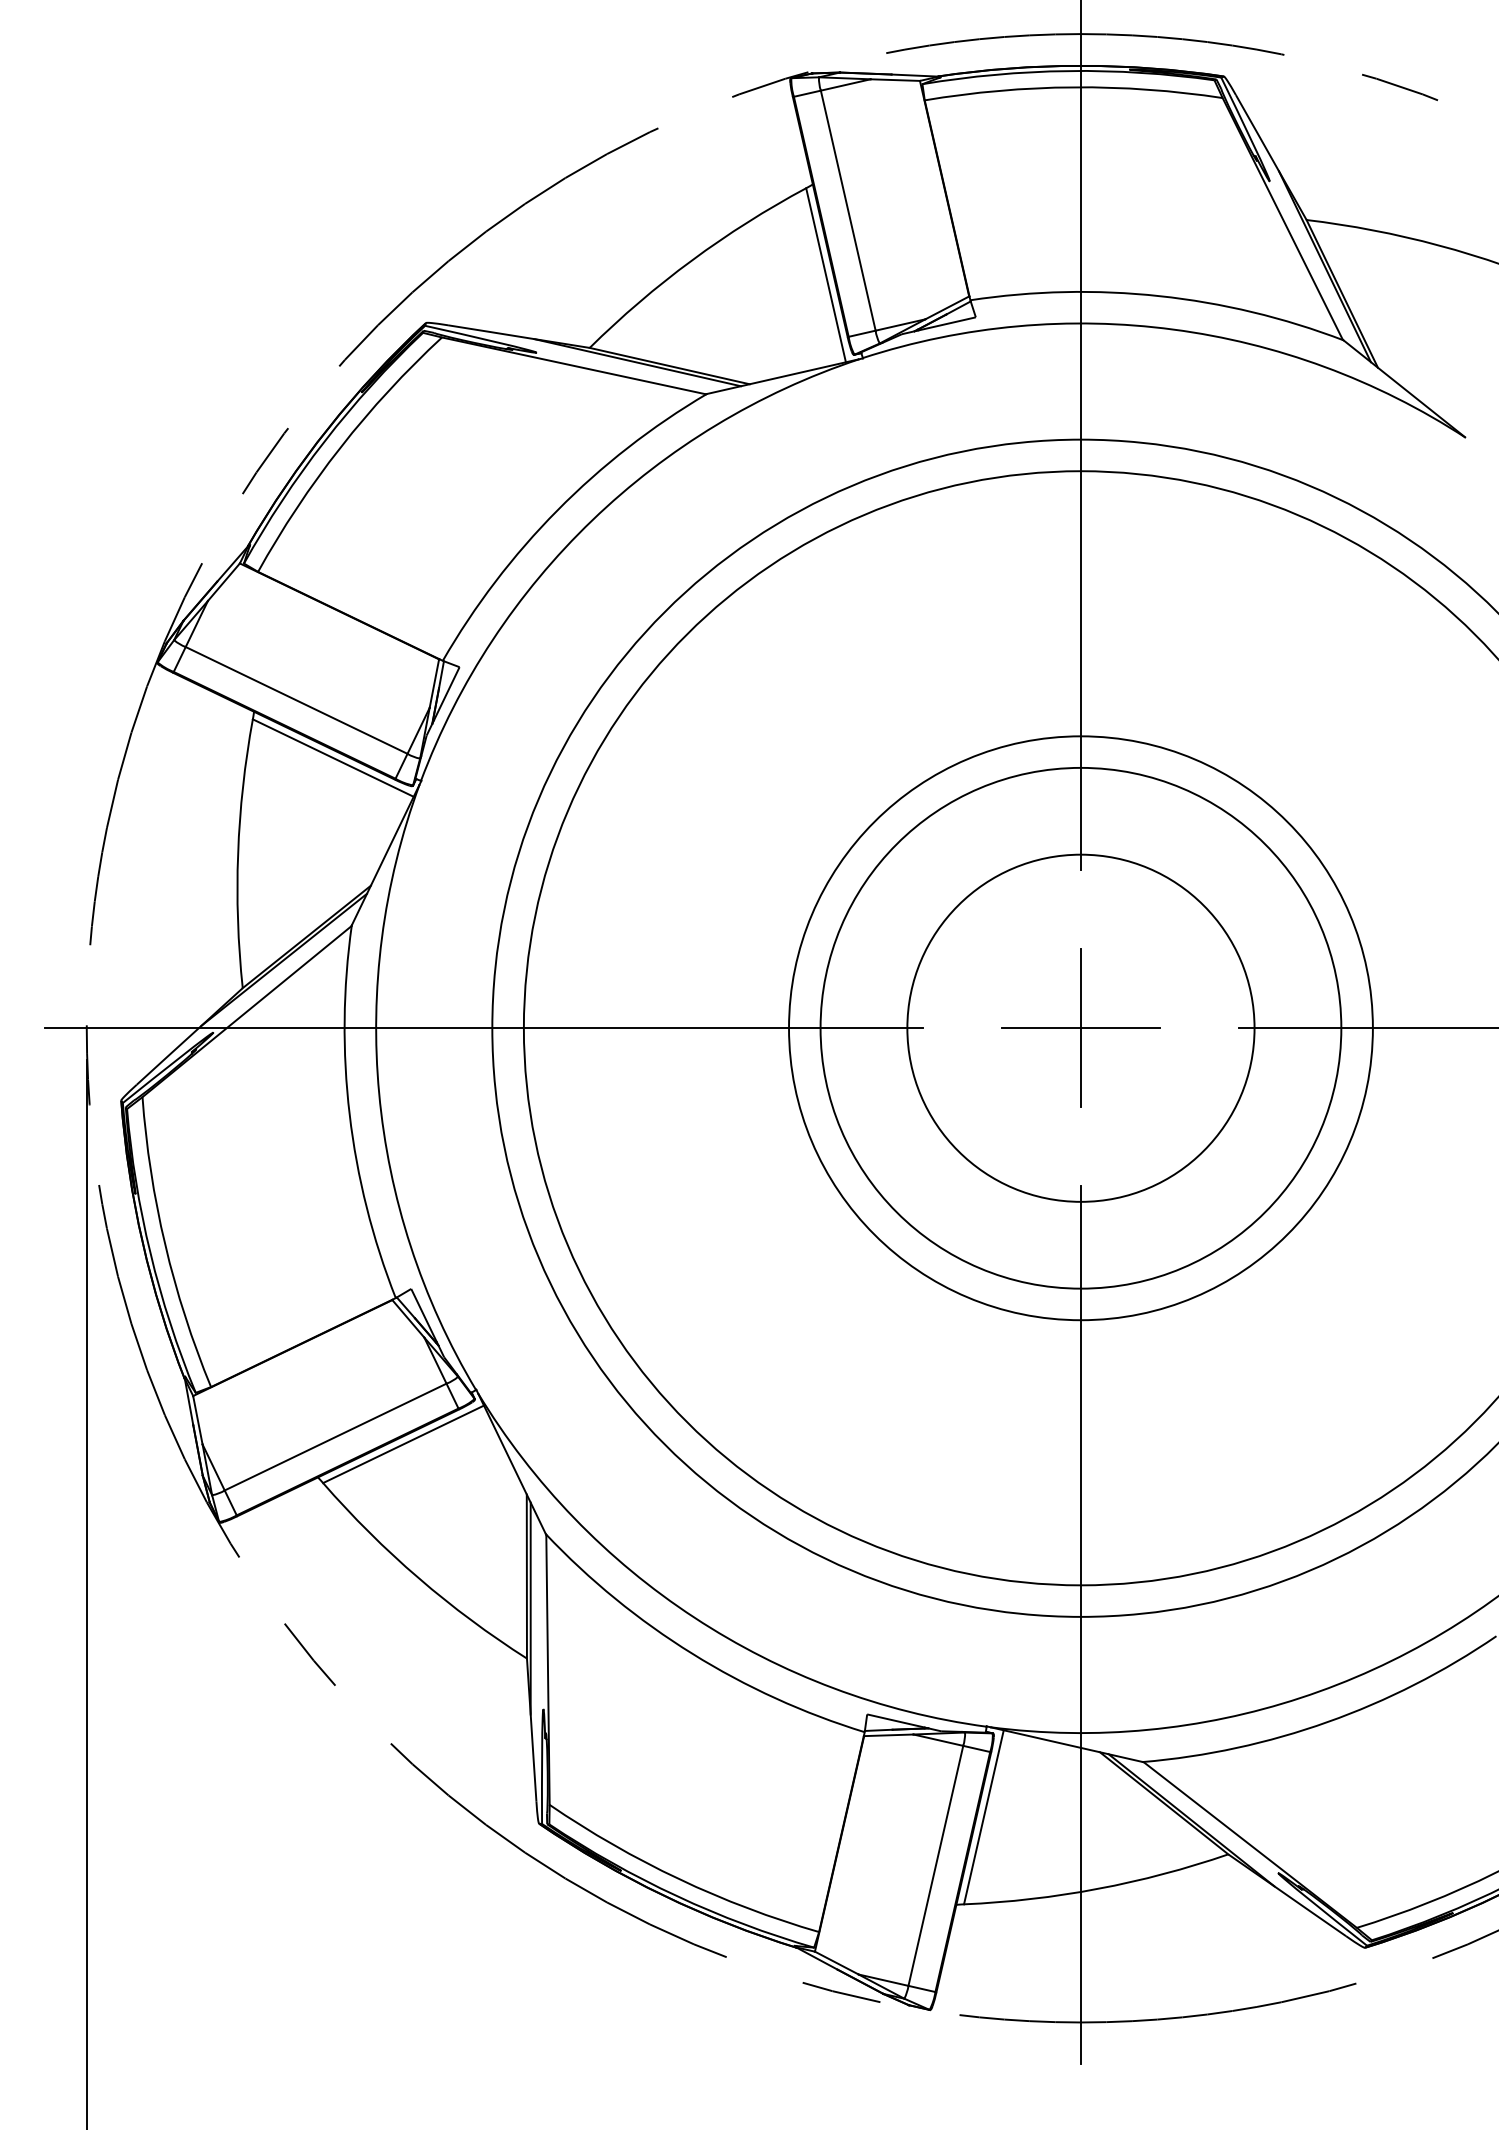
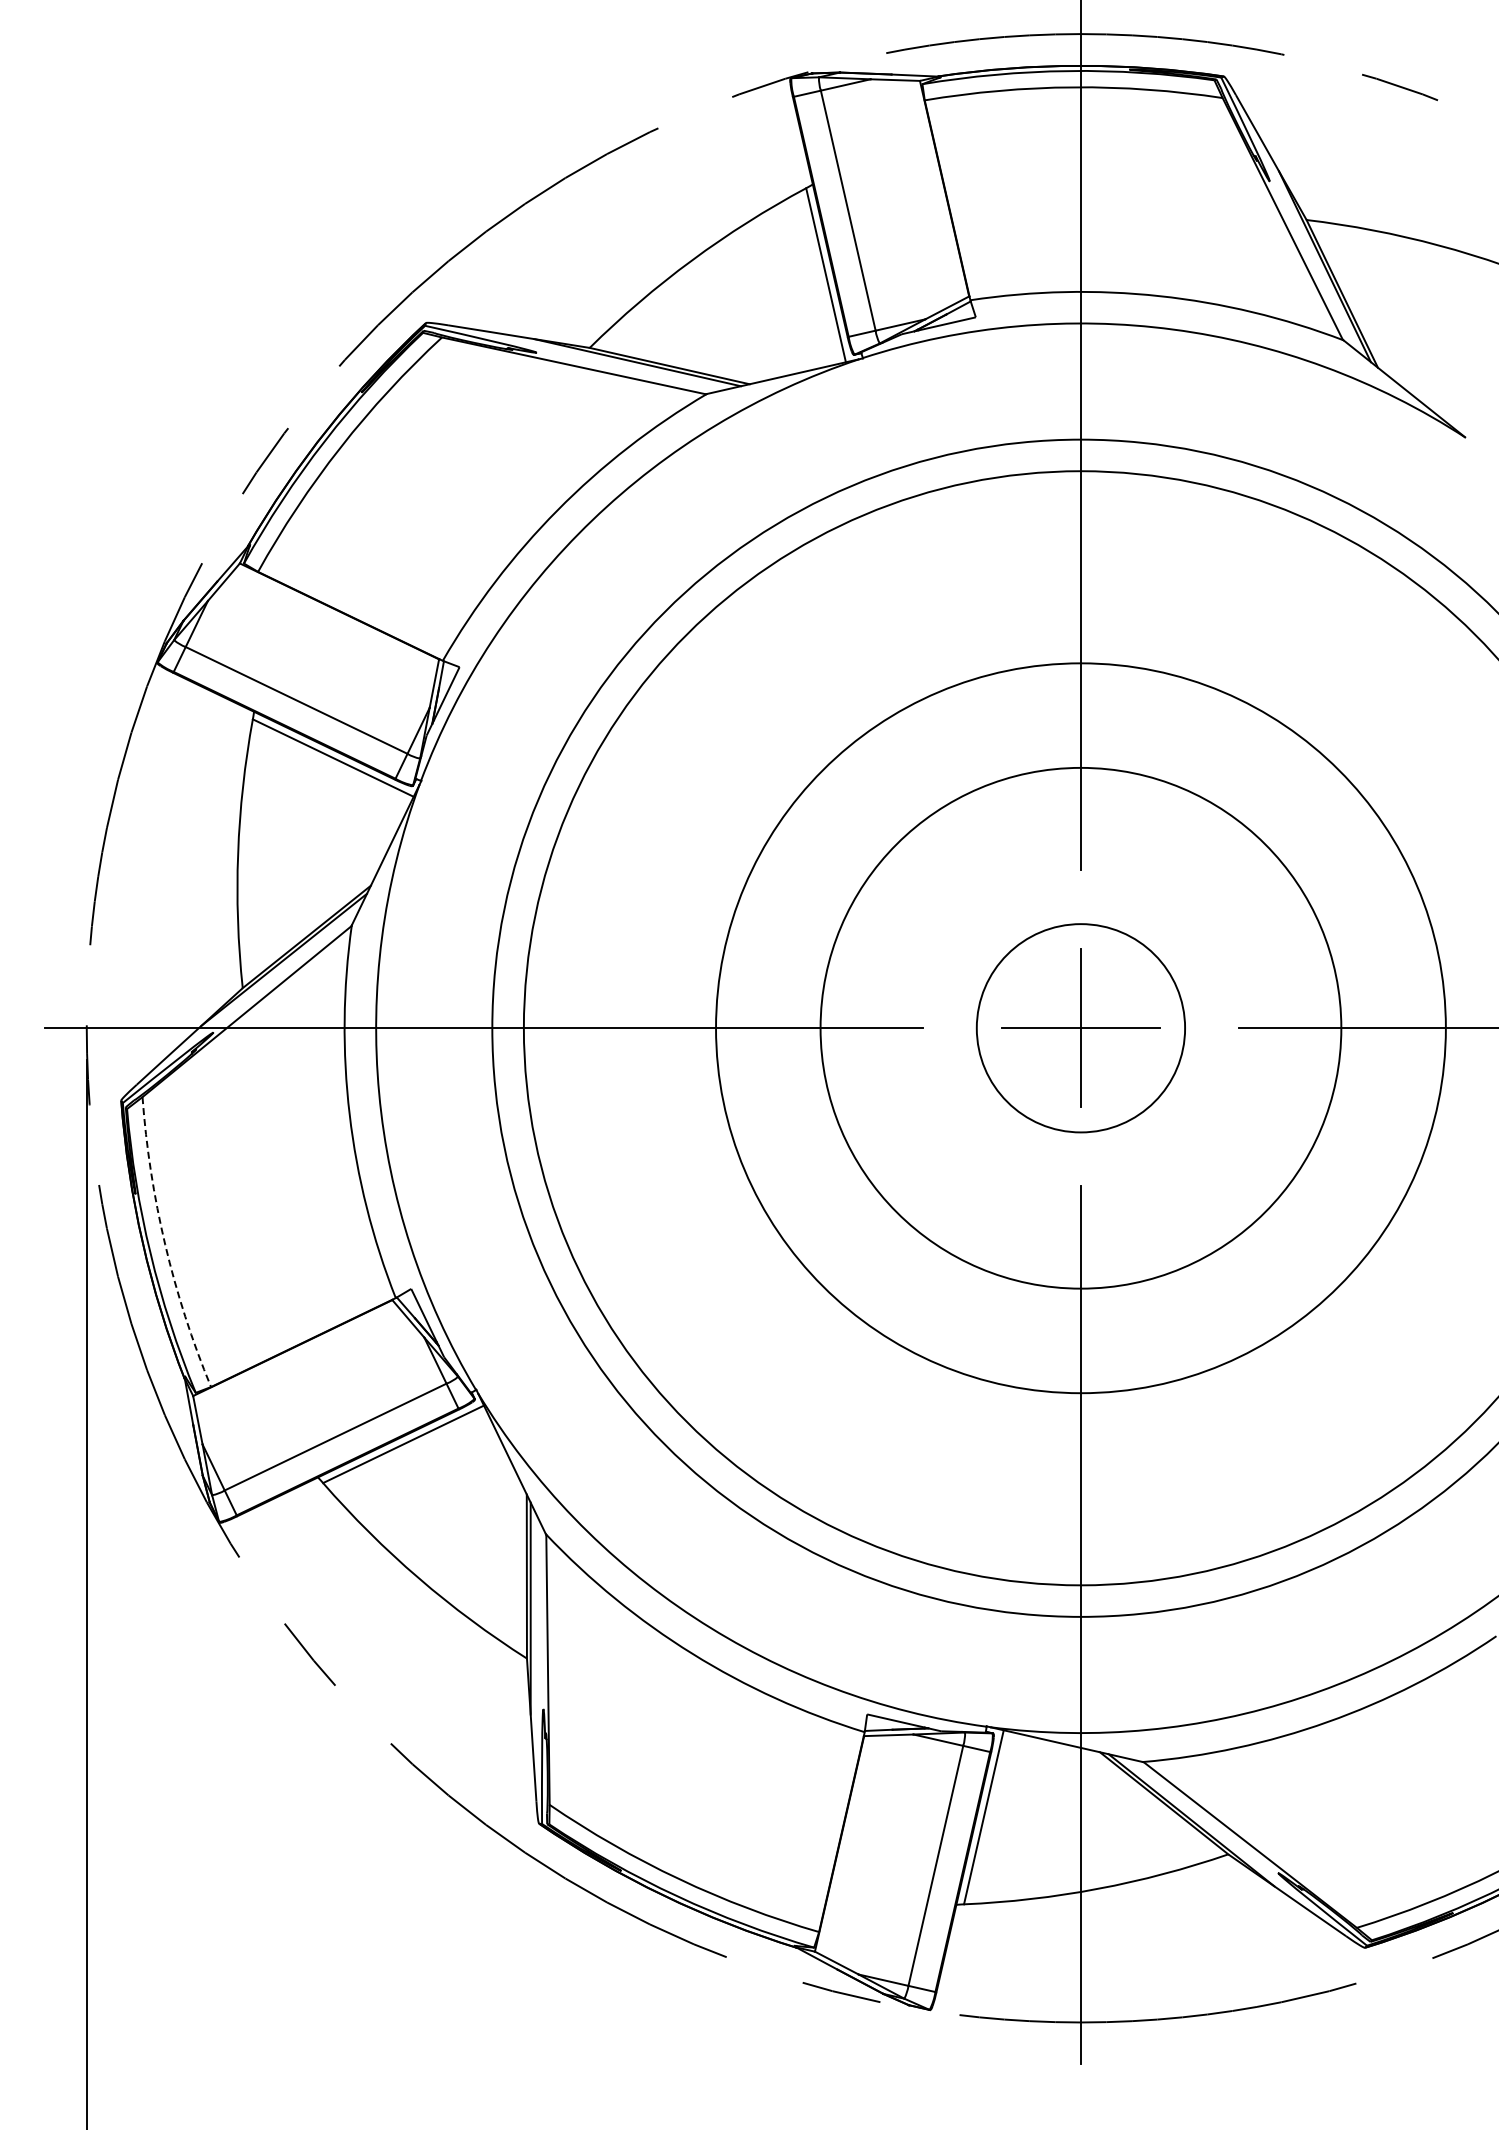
circle diameter: 347 px -> 208 px (1080, 1028)
circle diameter: 584 px -> 730 px (1080, 1028)
arc: solid -> dashed (165, 1244)
